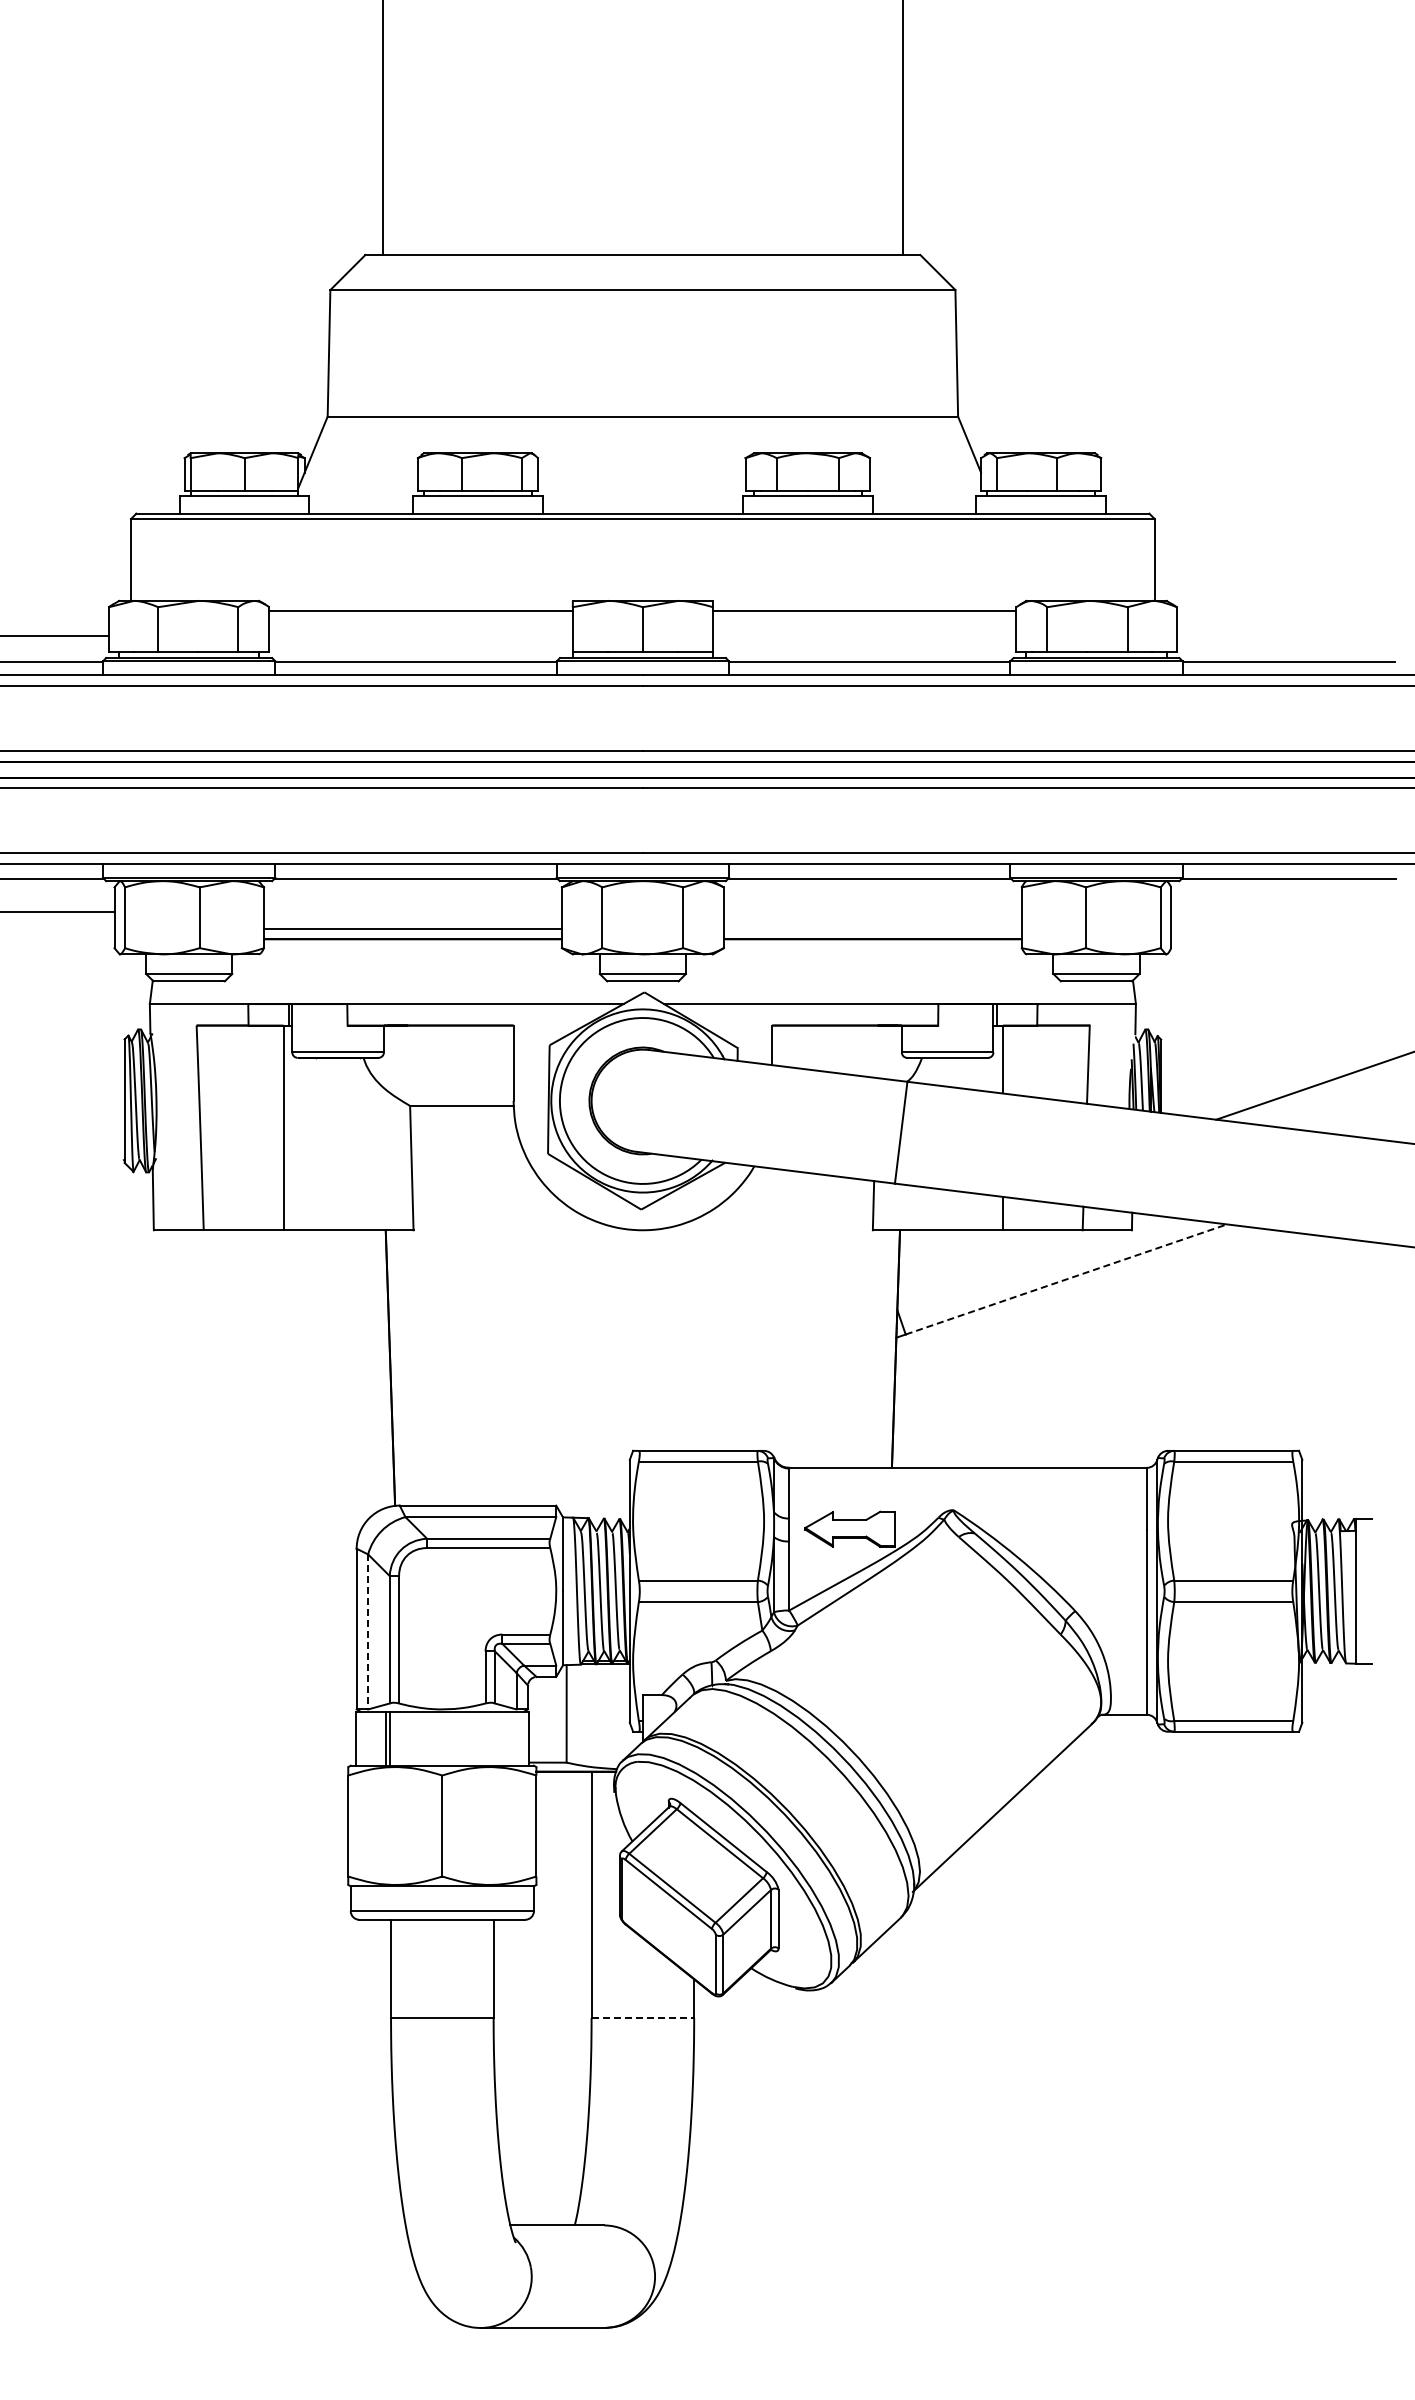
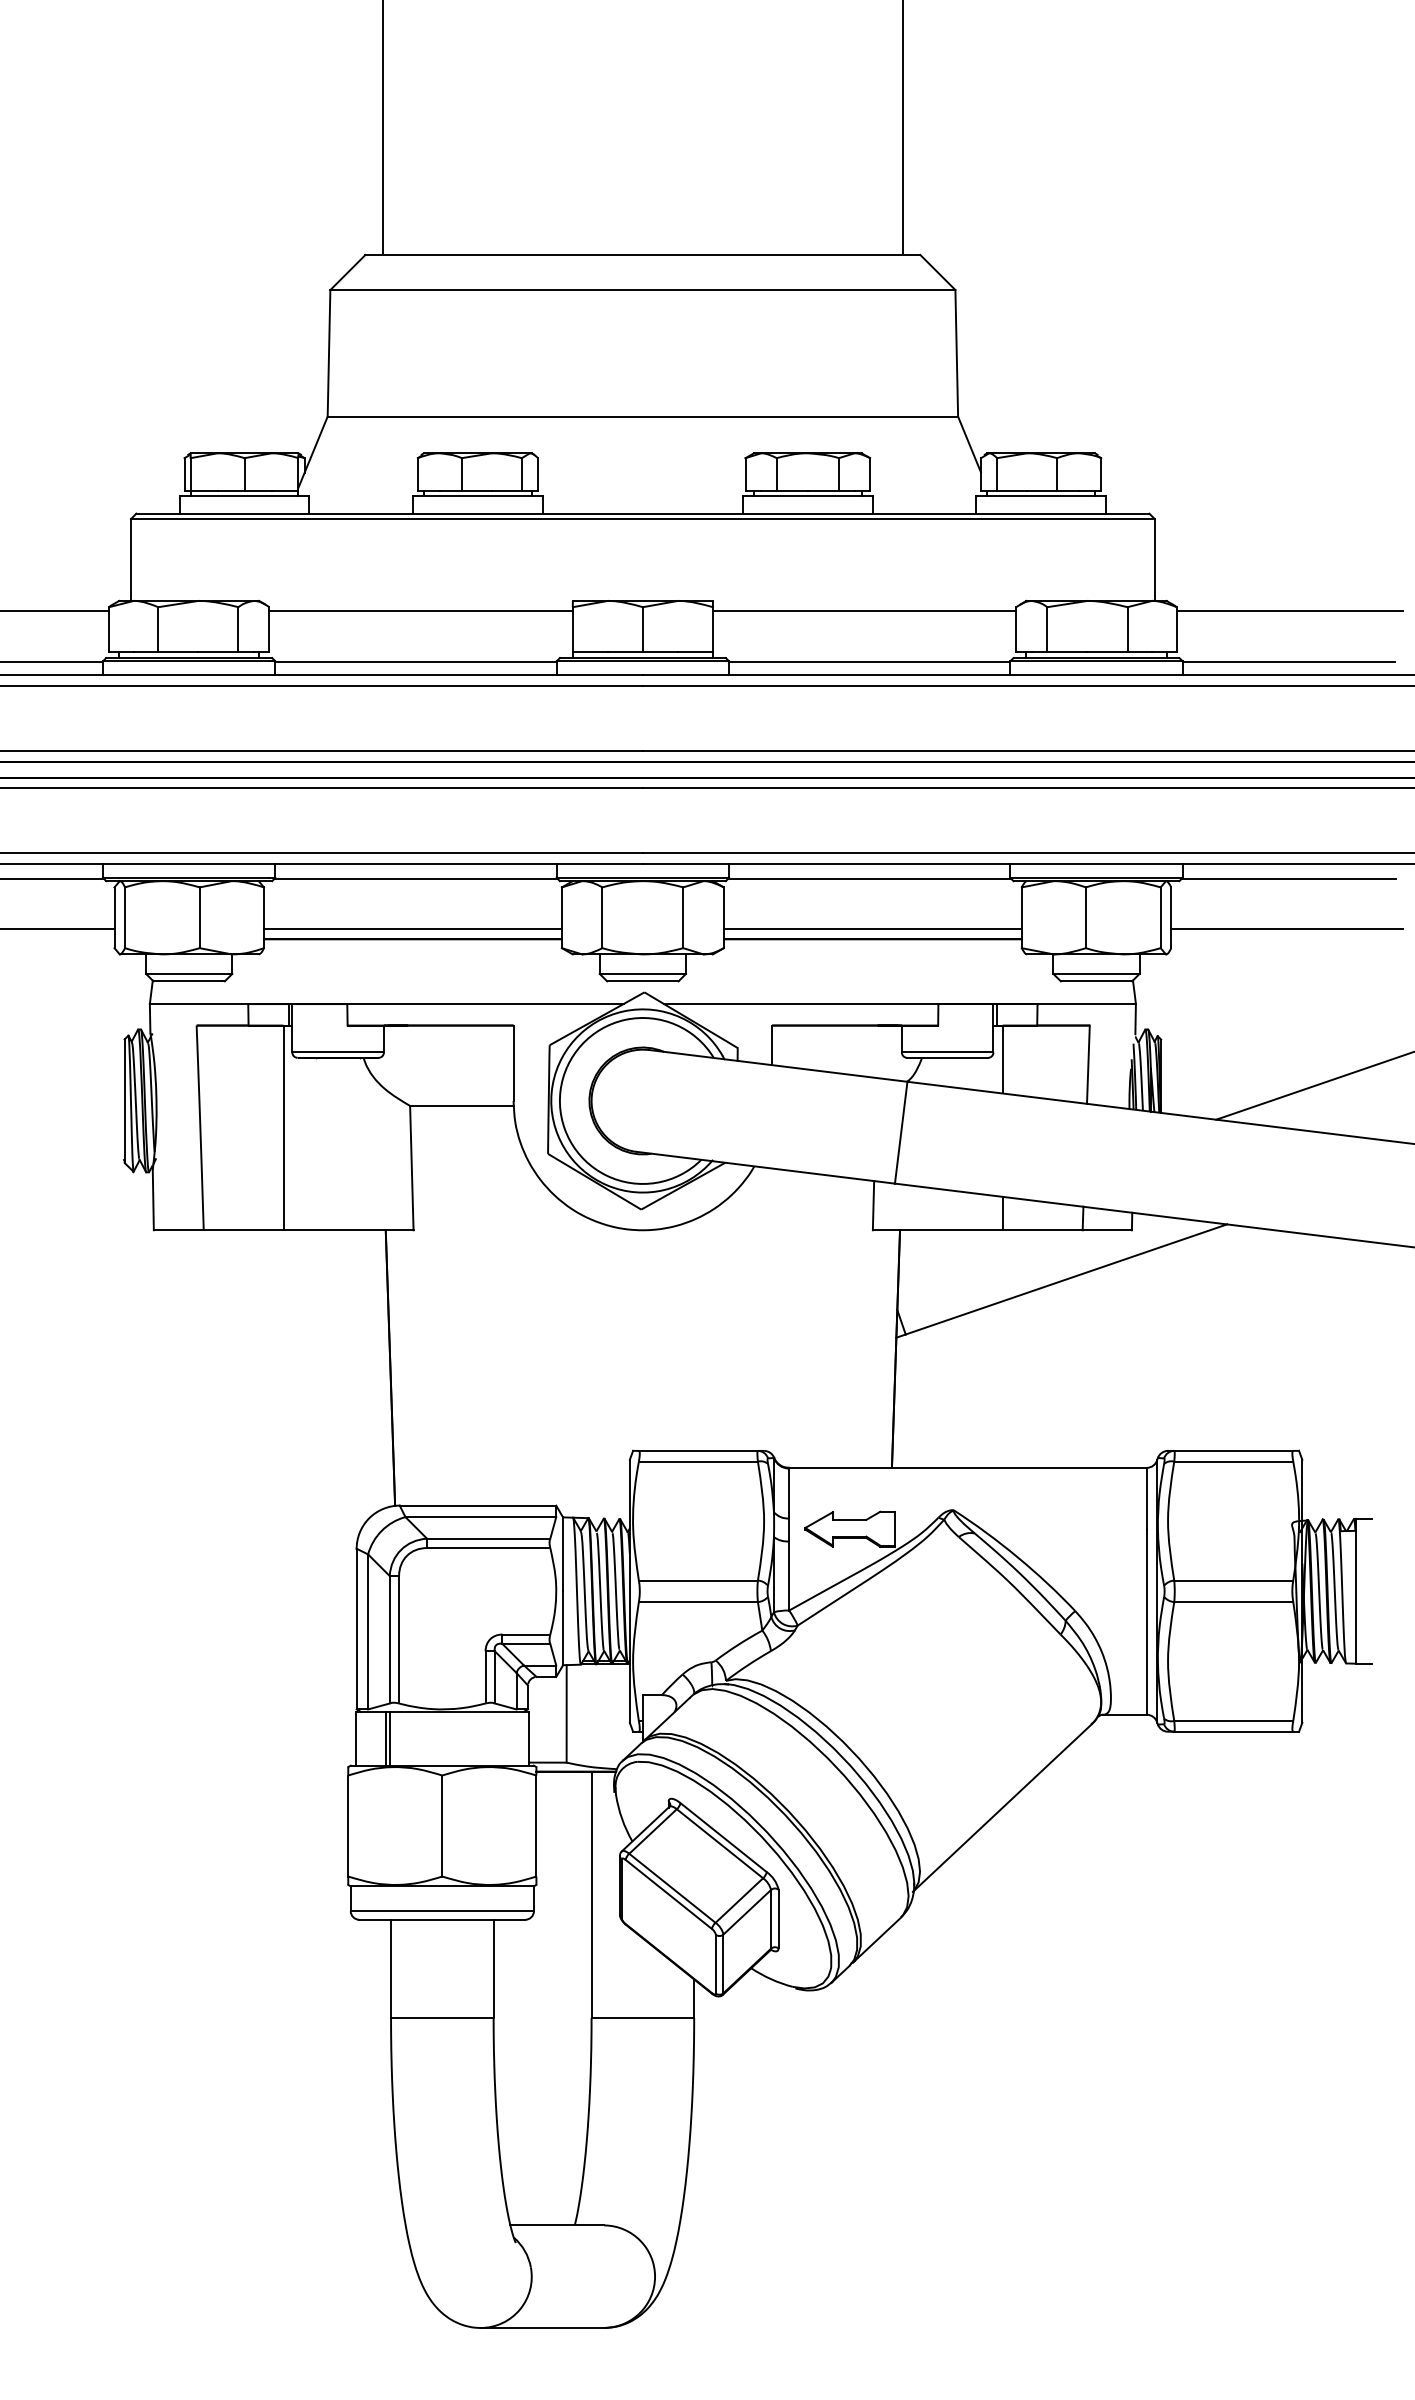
line: none -> present (1289, 610)
line position: (55, 635) -> (55, 610) (55, 610)
line position: (58, 911) -> (58, 928) (58, 928)
line: none -> present (872, 928)
line: none -> present (1286, 928)
line: dashed -> solid (1066, 1279)
line: dashed -> solid (368, 1632)
line: dashed -> solid (642, 2018)
